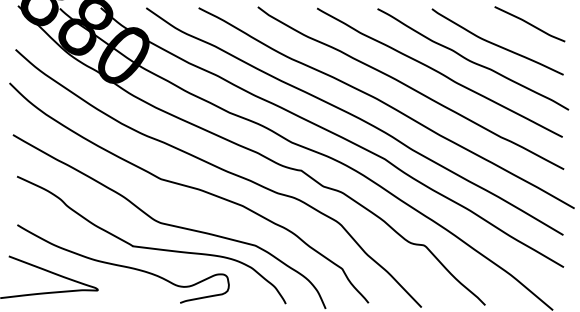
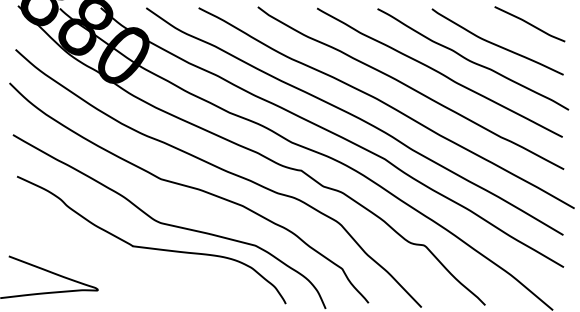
curve: present -> none (123, 265)
